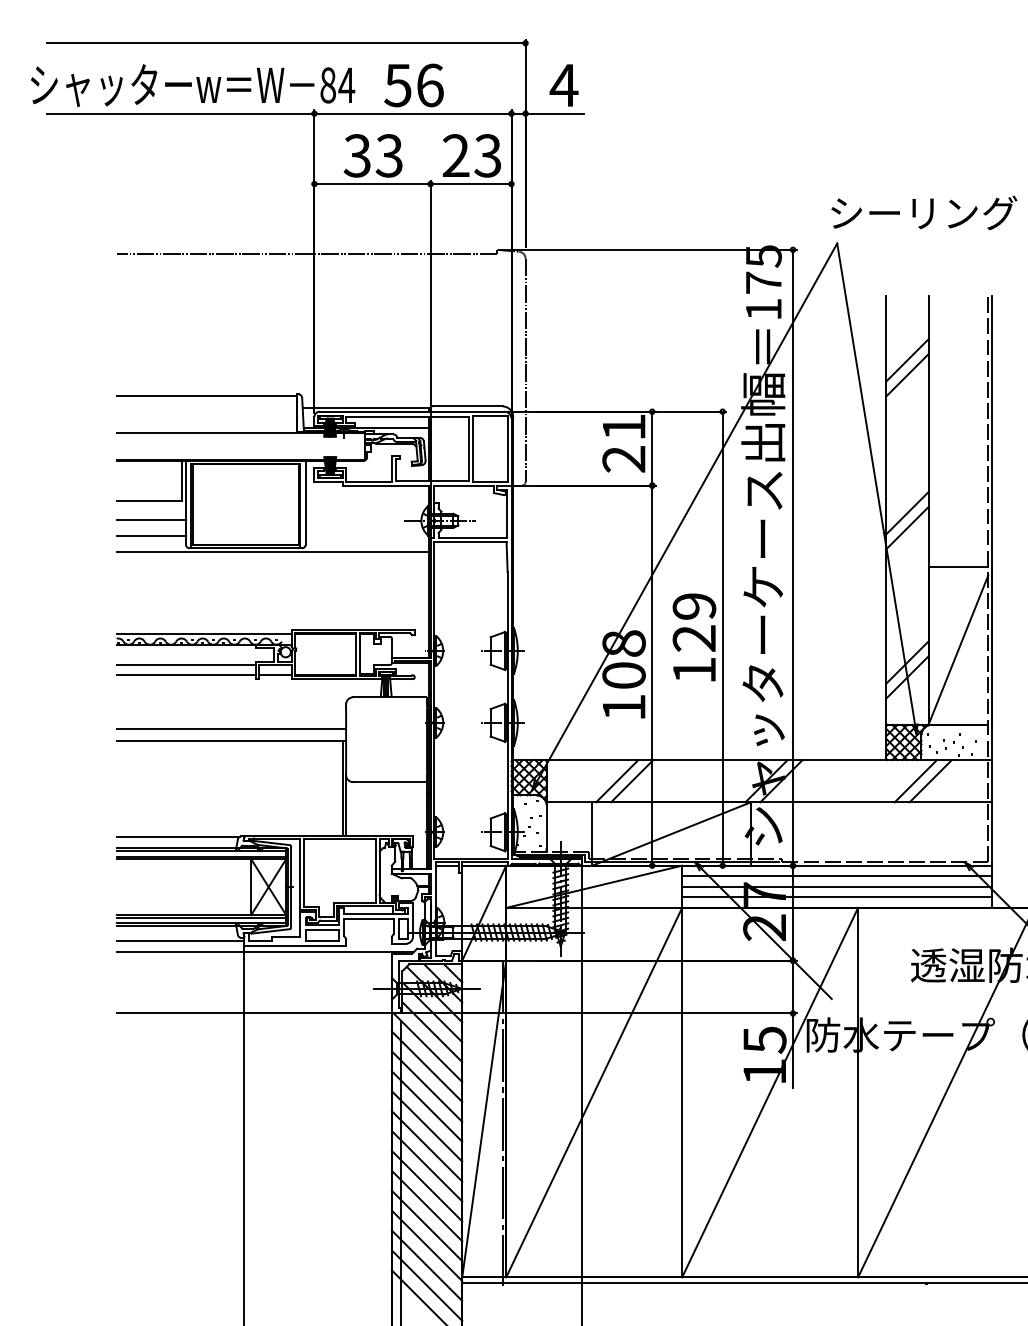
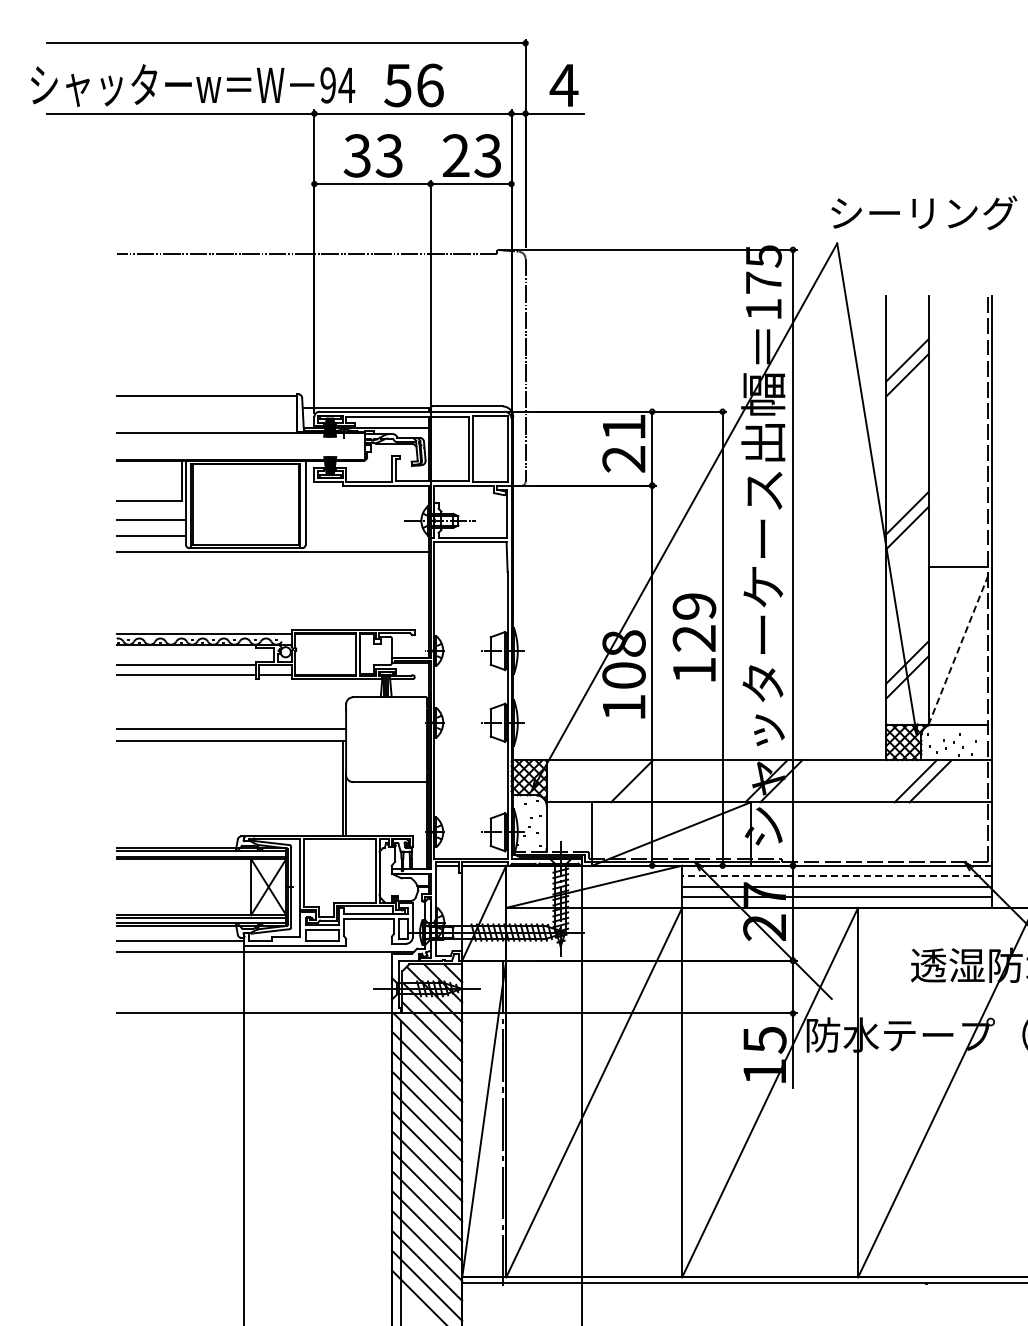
text: 84 -> 94 (327, 85)
line: solid -> dashed (958, 650)
line: present -> none (617, 781)
line: present -> none (177, 836)
line: solid -> dashed (837, 876)
